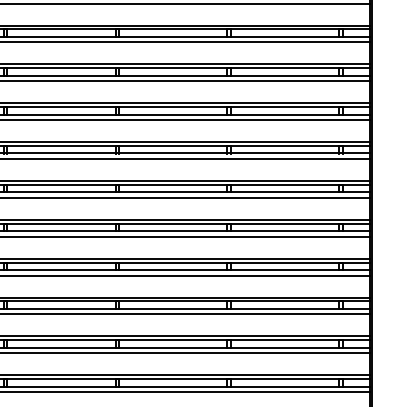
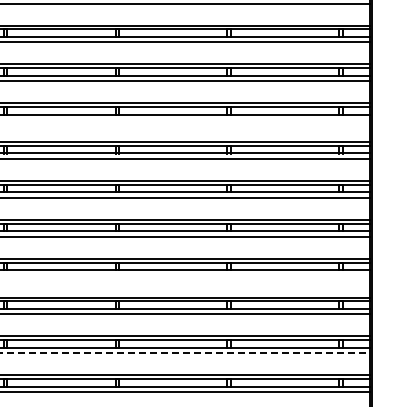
line: present -> none (185, 120)
line: present -> none (185, 275)
line: solid -> dashed (185, 353)
